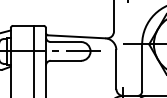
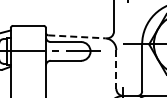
line: solid -> dashed (76, 36)
line: present -> none (34, 59)
line: solid -> dashed (116, 70)
